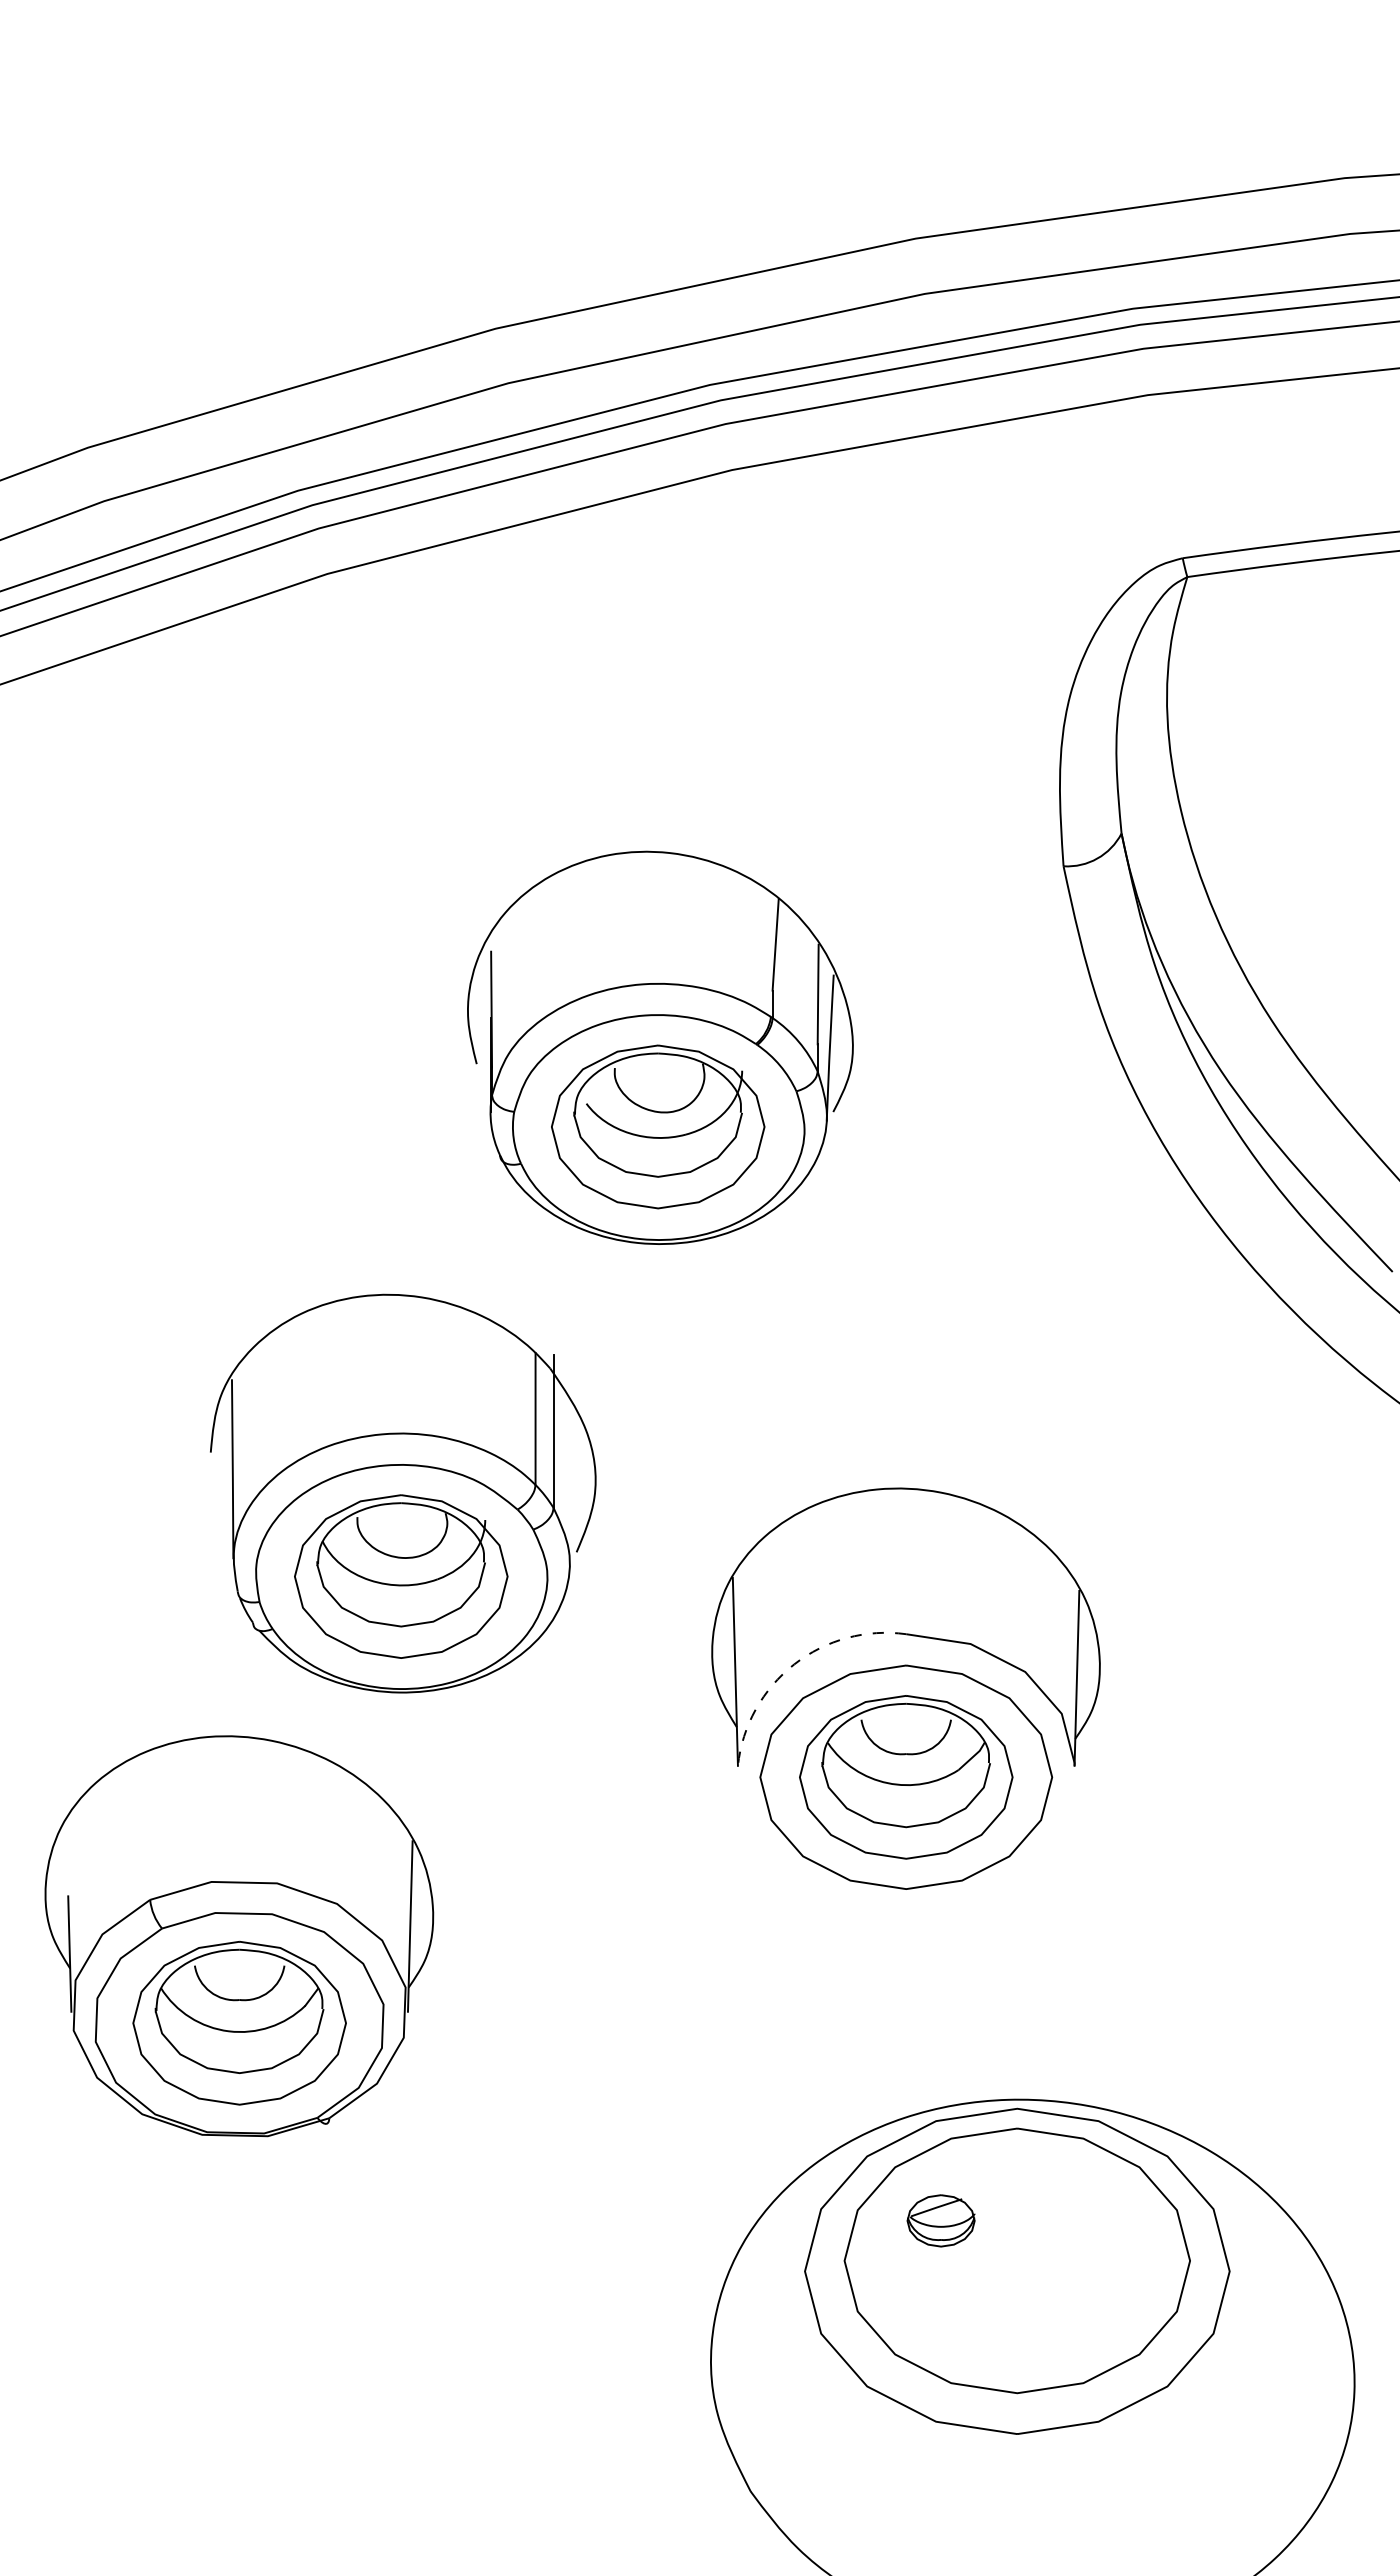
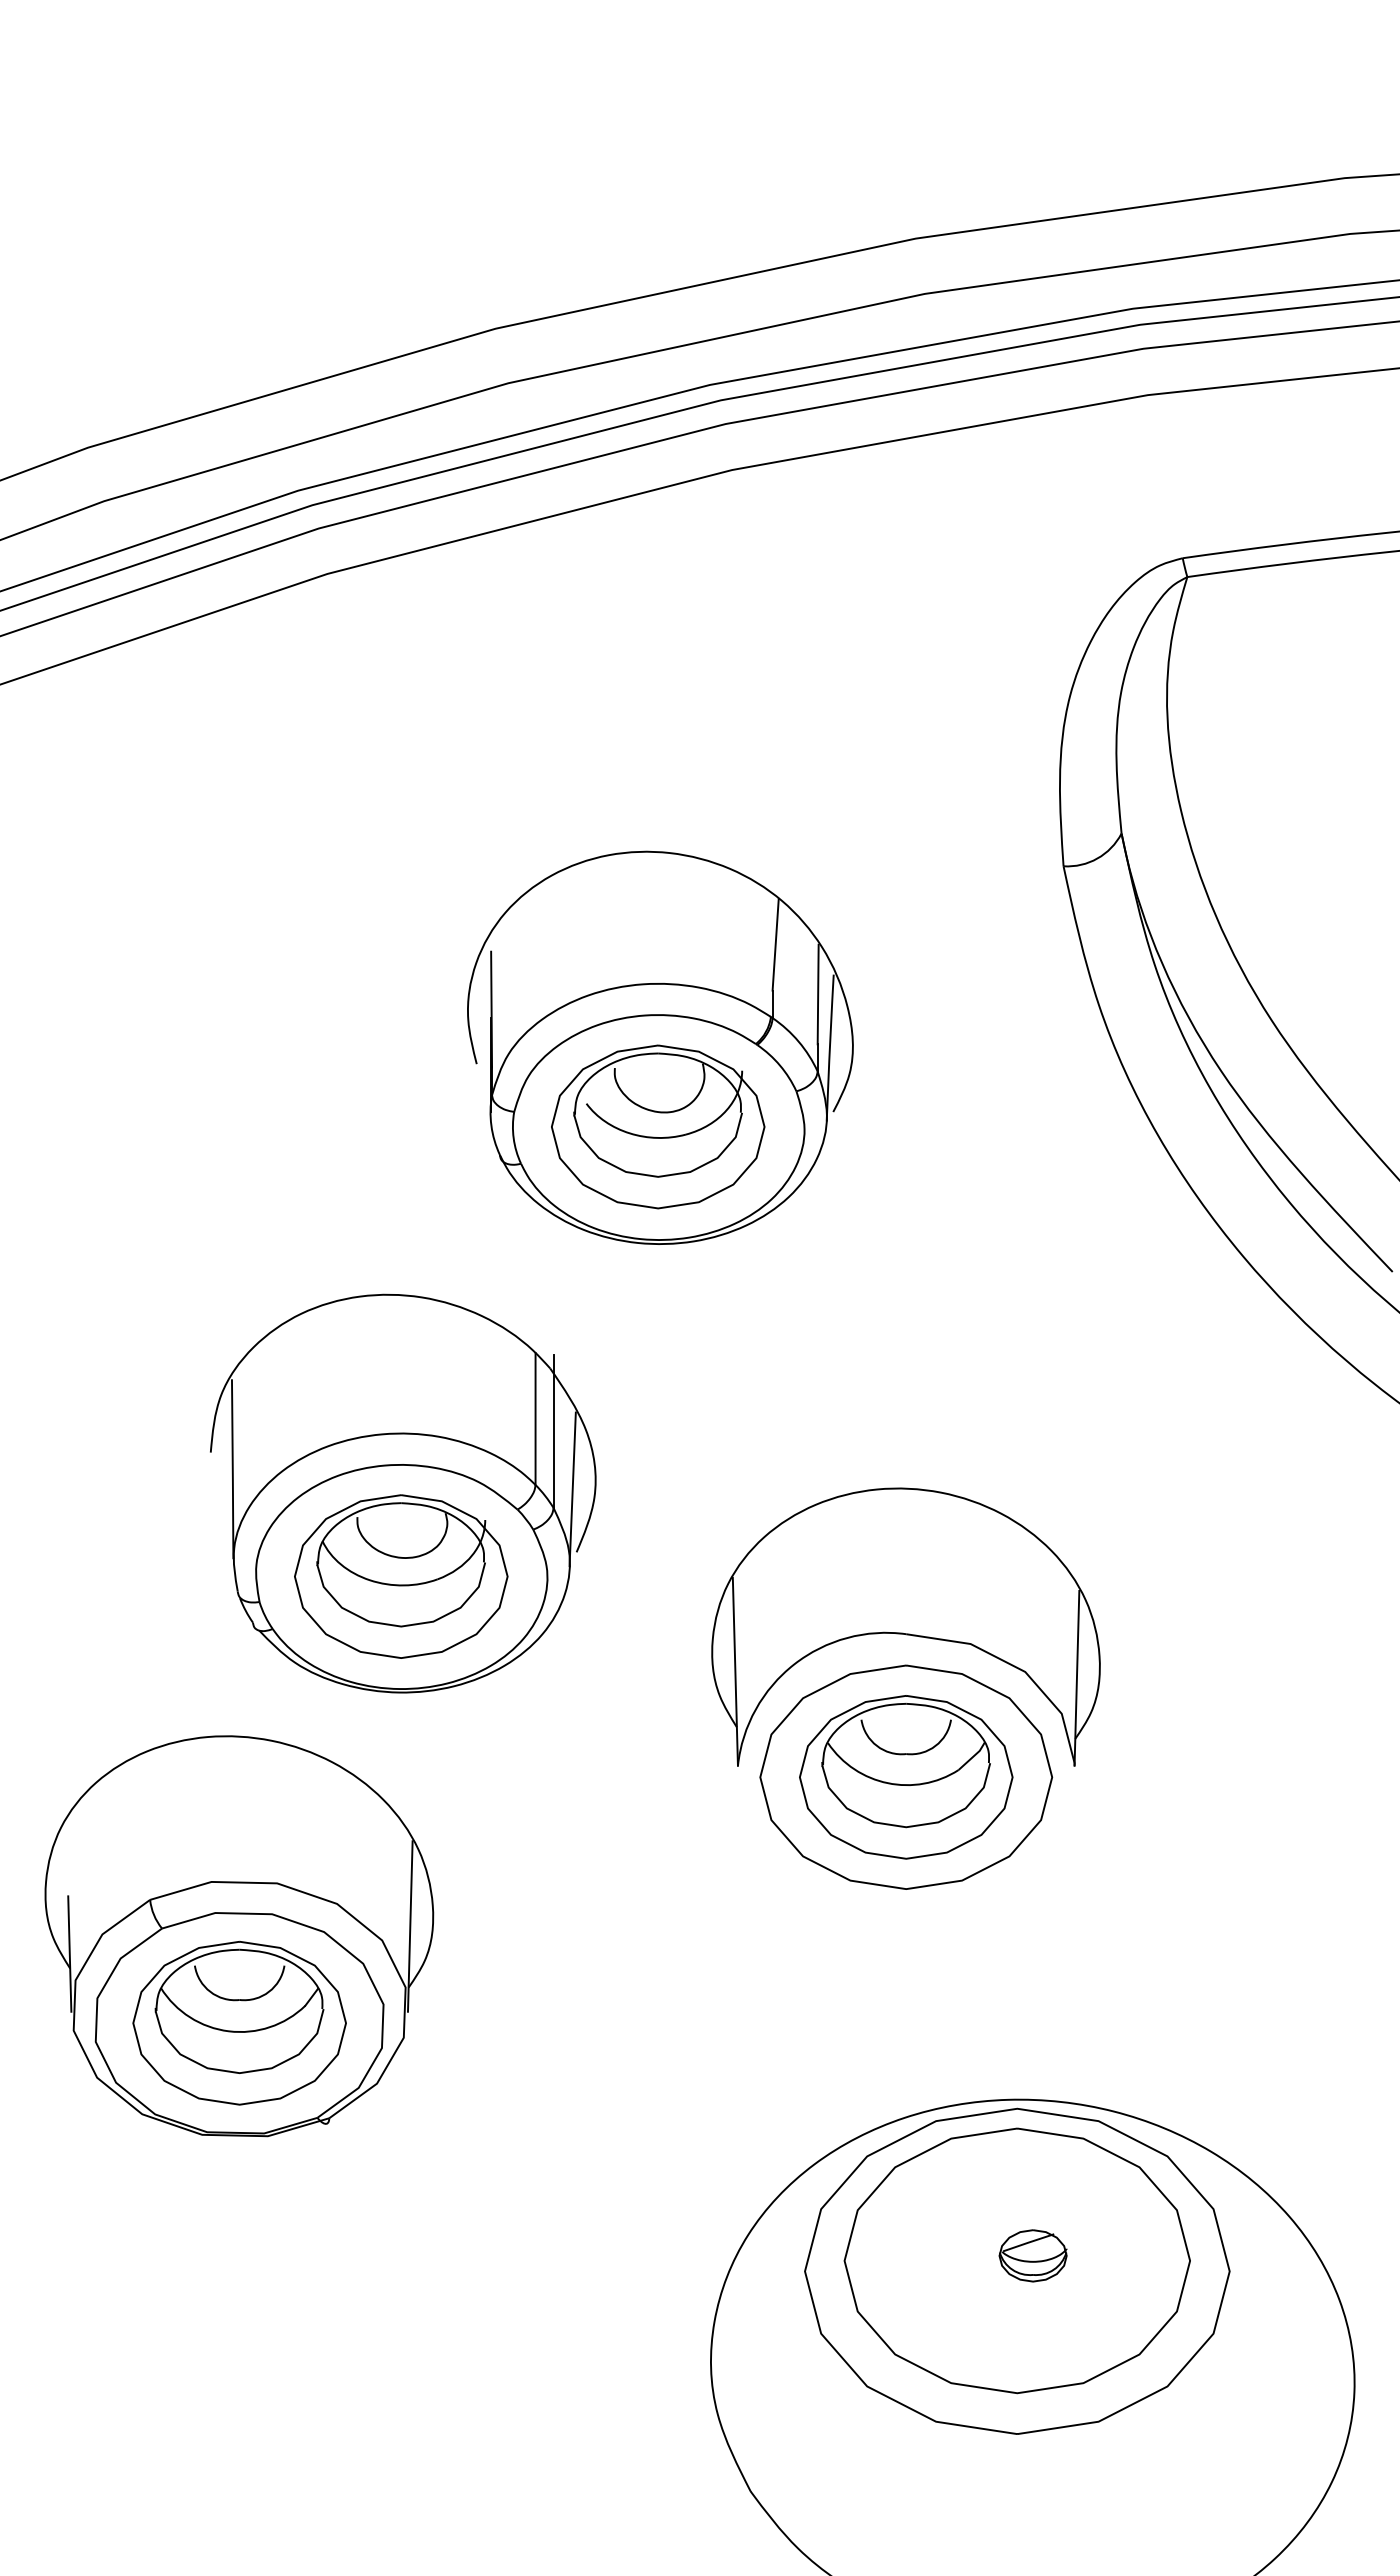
line: none -> present (572, 1489)
arc: dashed -> solid (794, 1664)
part position: (940, 2220) -> (1032, 2255) (1032, 2255)
